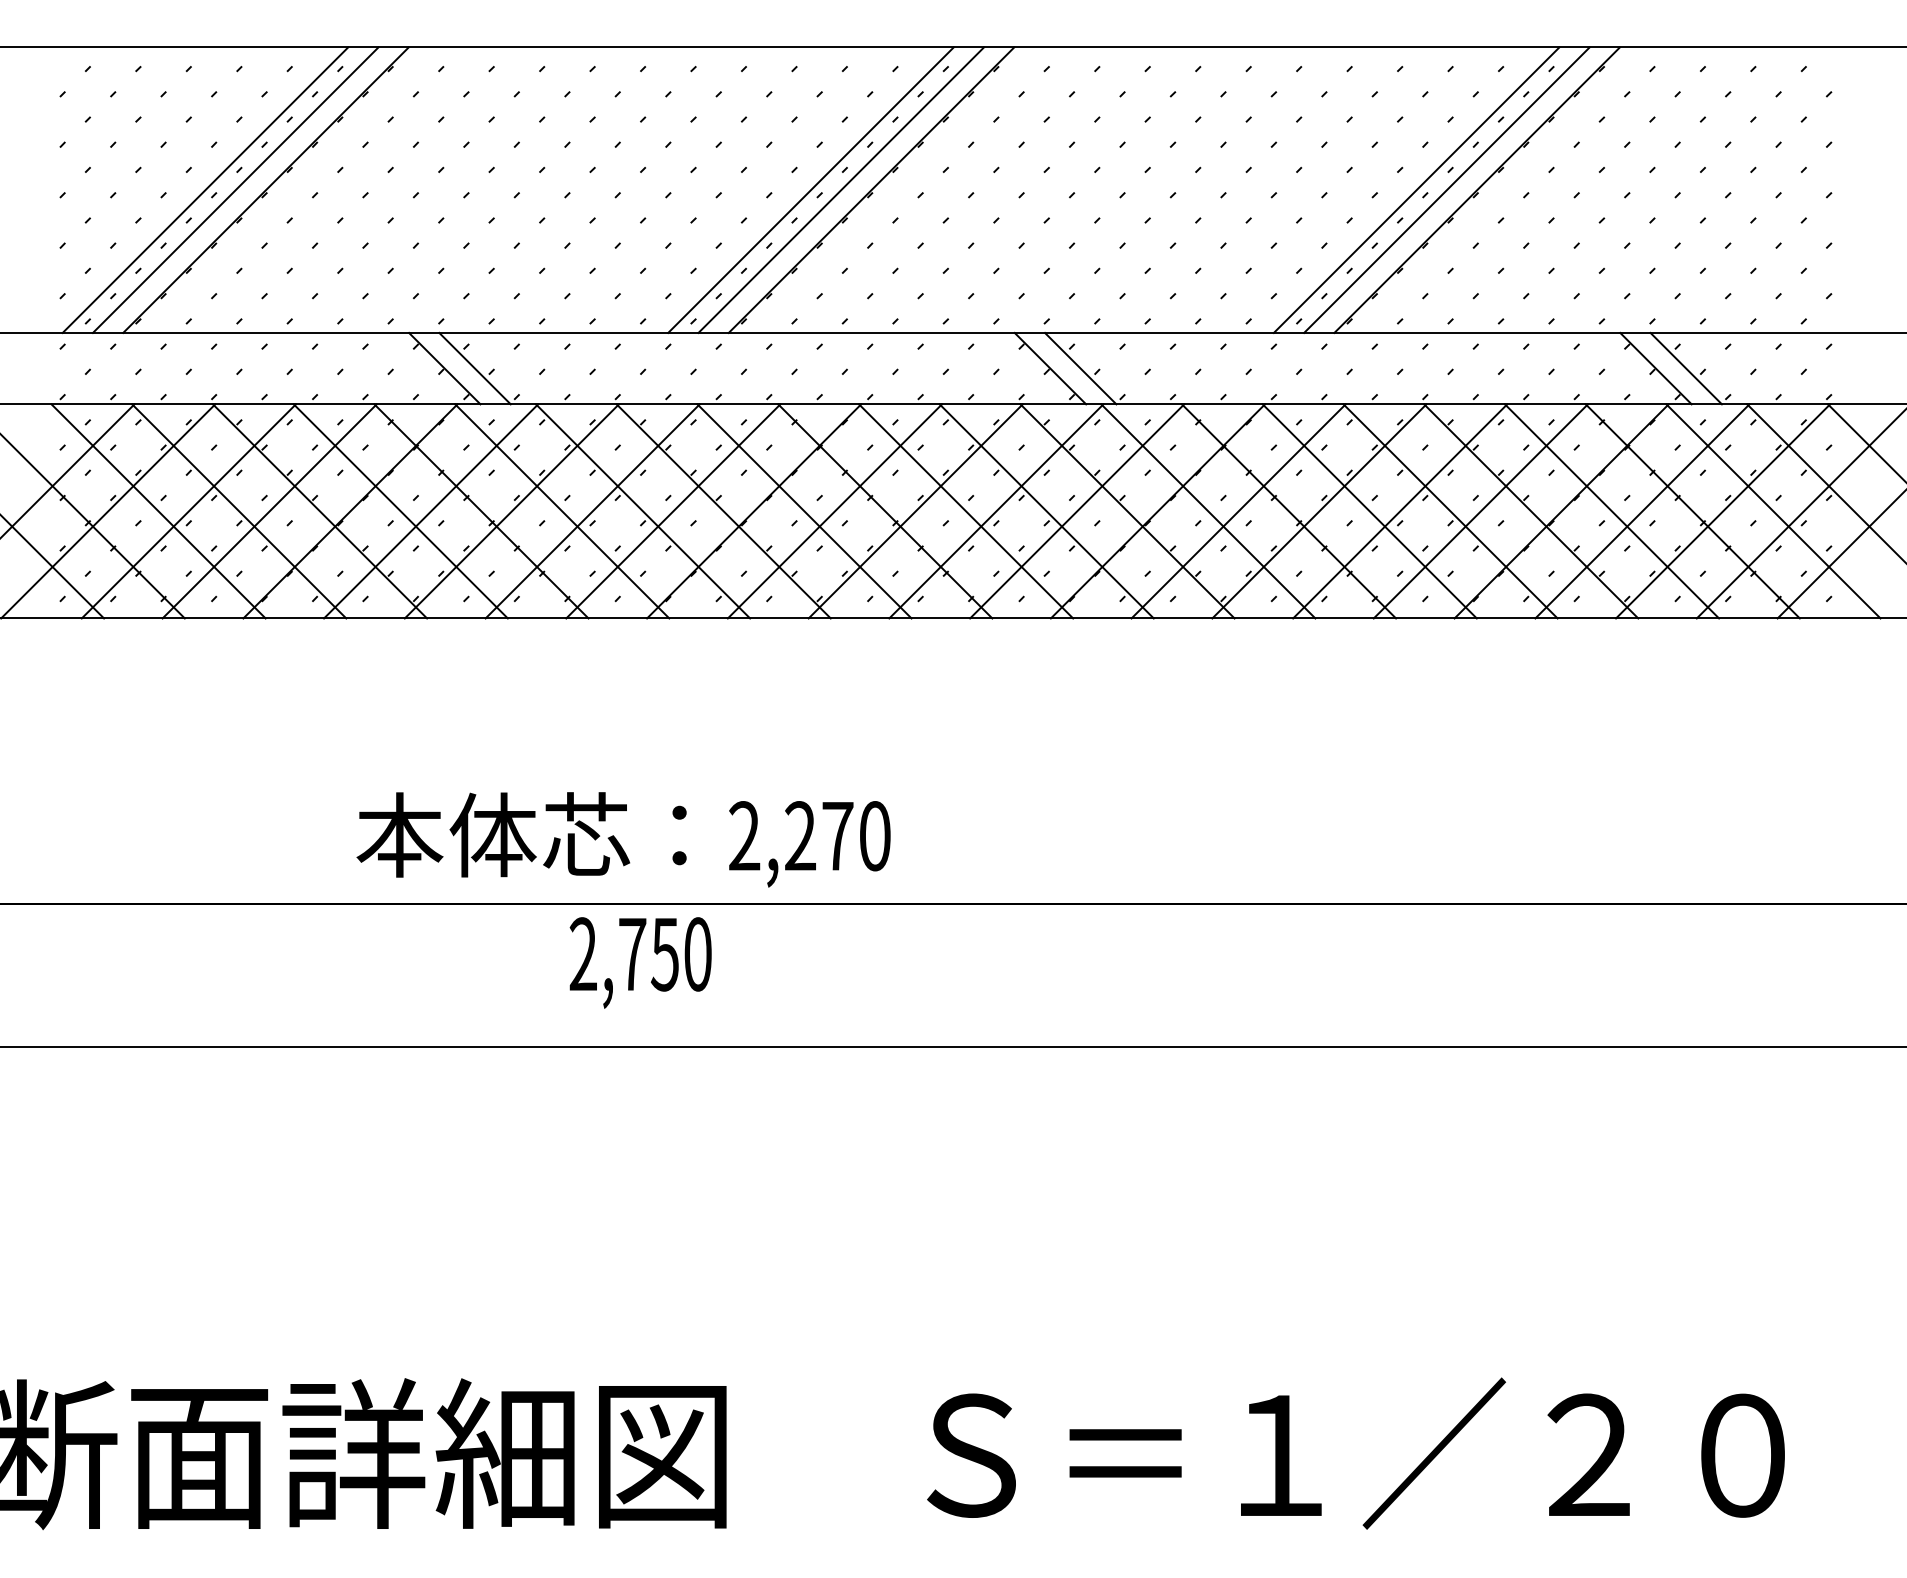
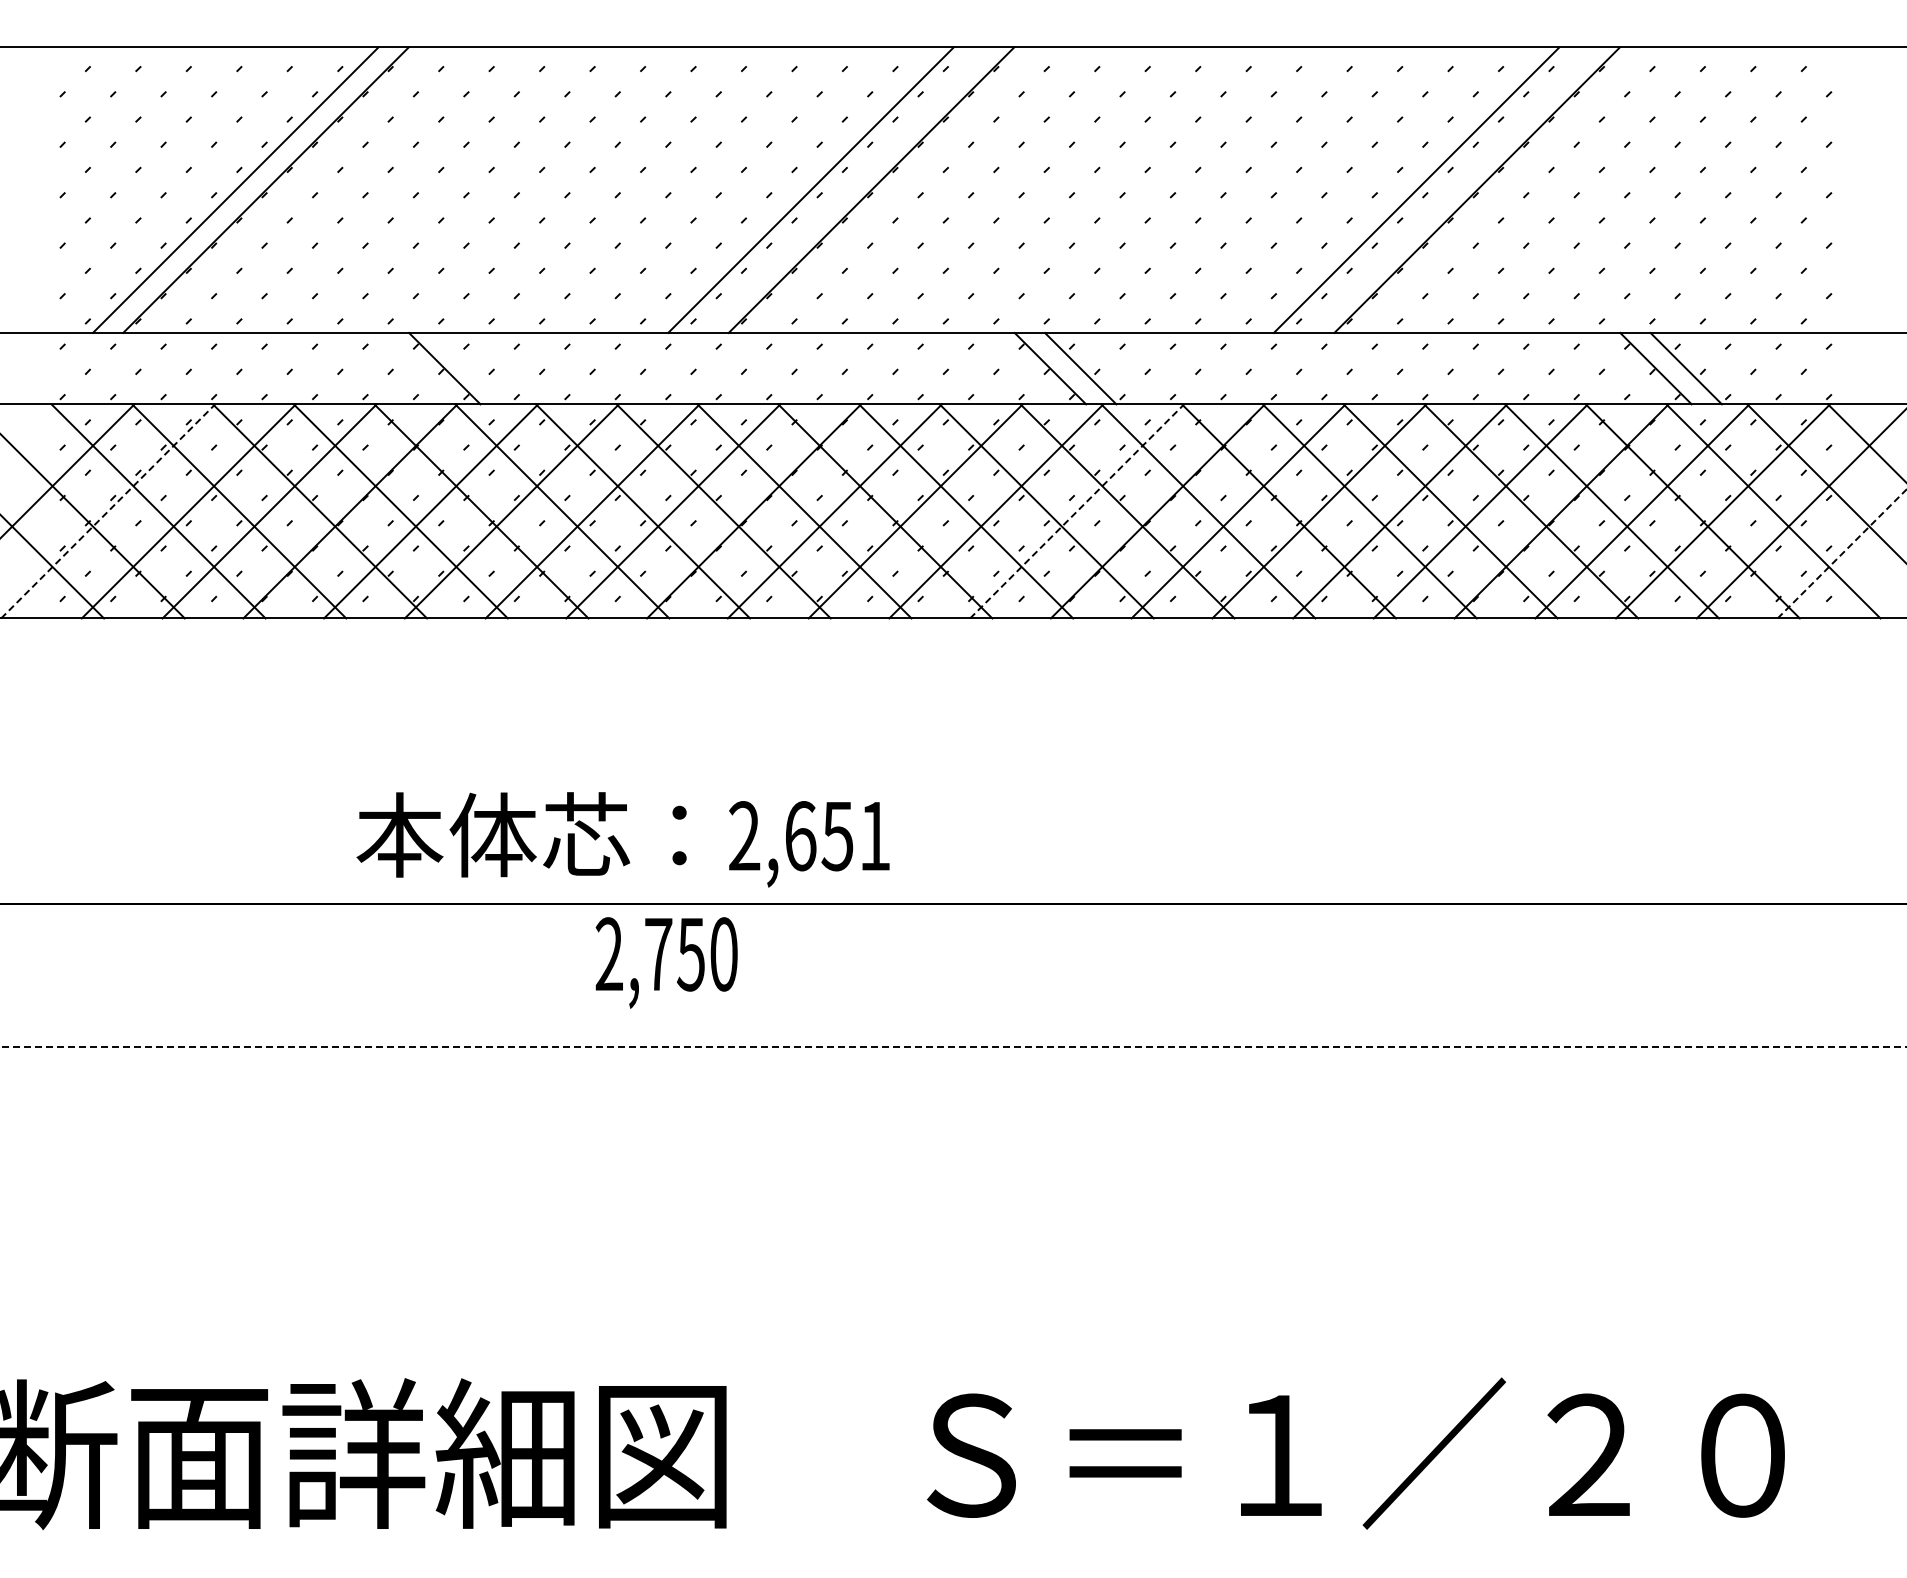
line: present -> none (205, 189)
line: present -> none (840, 189)
line: present -> none (1446, 189)
line: present -> none (474, 368)
line: solid -> dashed (108, 511)
line: solid -> dashed (1077, 511)
line: solid -> dashed (1842, 553)
text: 2,270 -> 2,651 (837, 836)
text position: (640, 962) -> (666, 962) (666, 962)
line: solid -> dashed (953, 1046)
